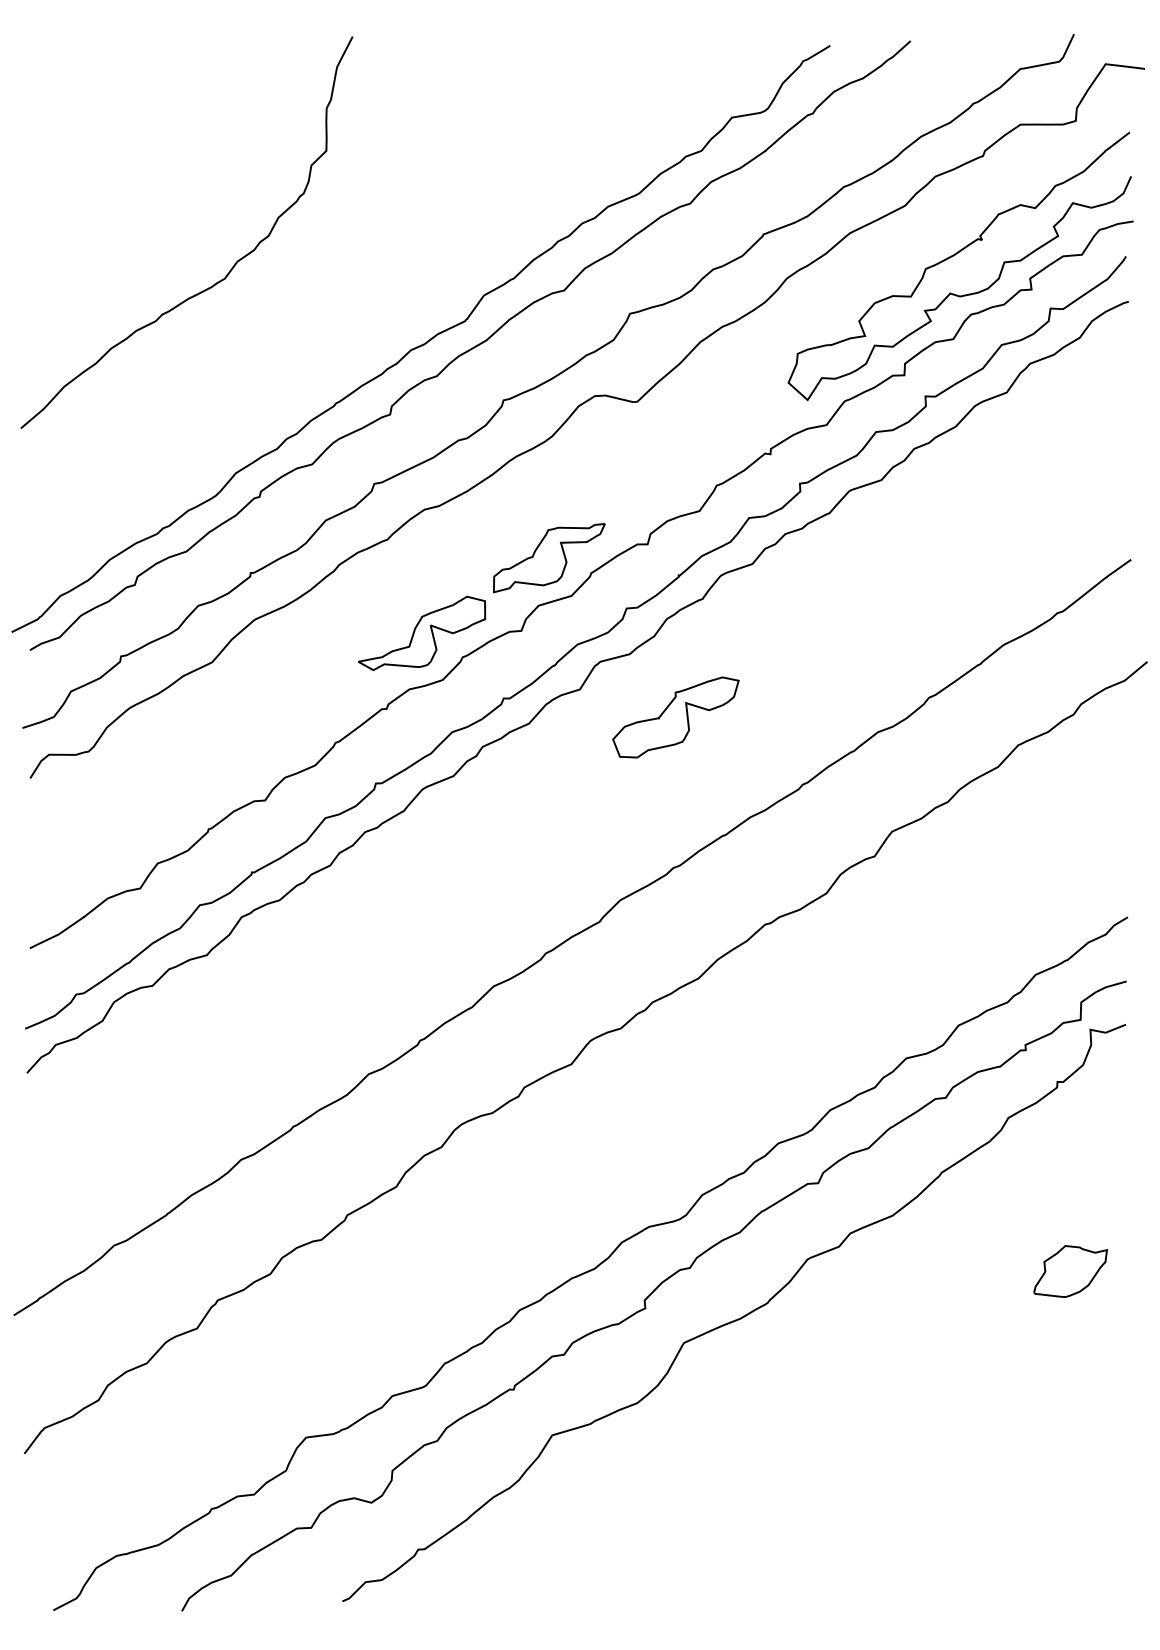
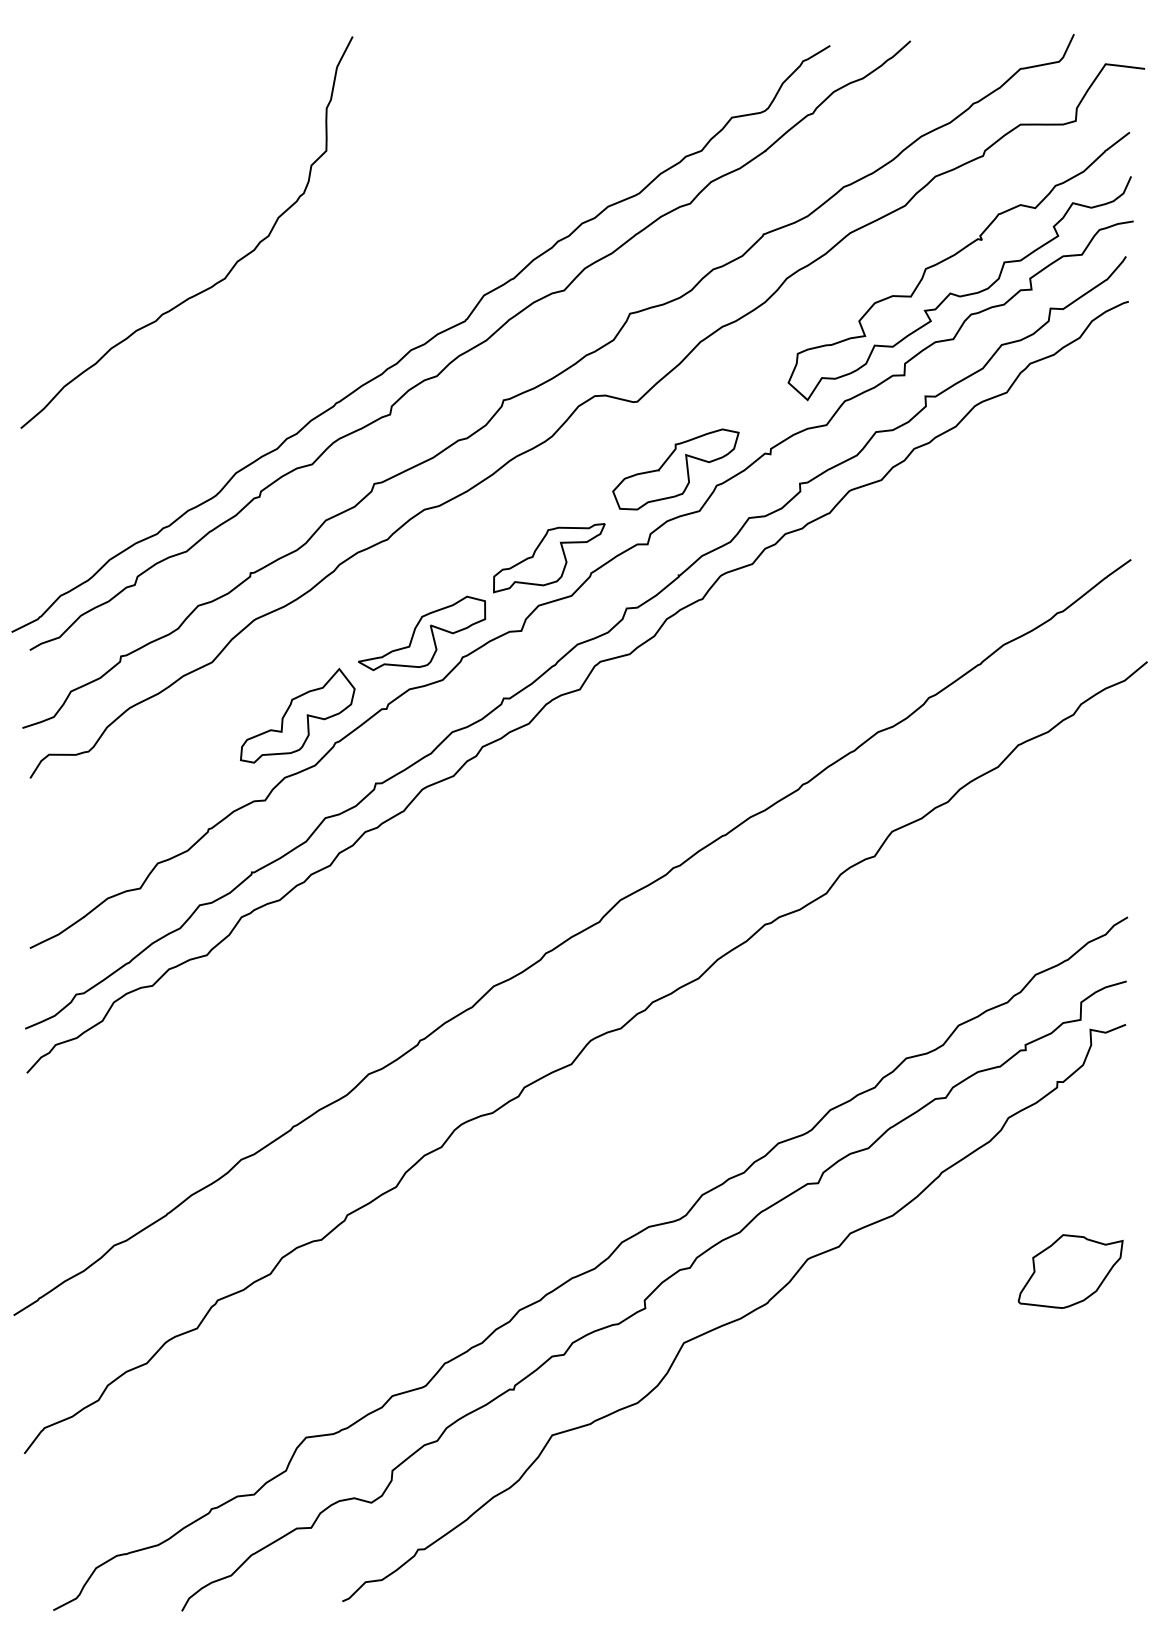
part: none -> present (297, 715)
part position: (675, 717) -> (675, 469) (675, 469)
part size: 75x53 px -> 107x75 px (1070, 1271)
